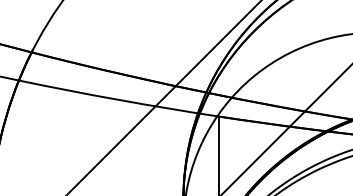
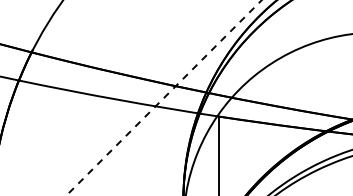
line: solid -> dashed (163, 98)
line: present -> none (286, 129)
